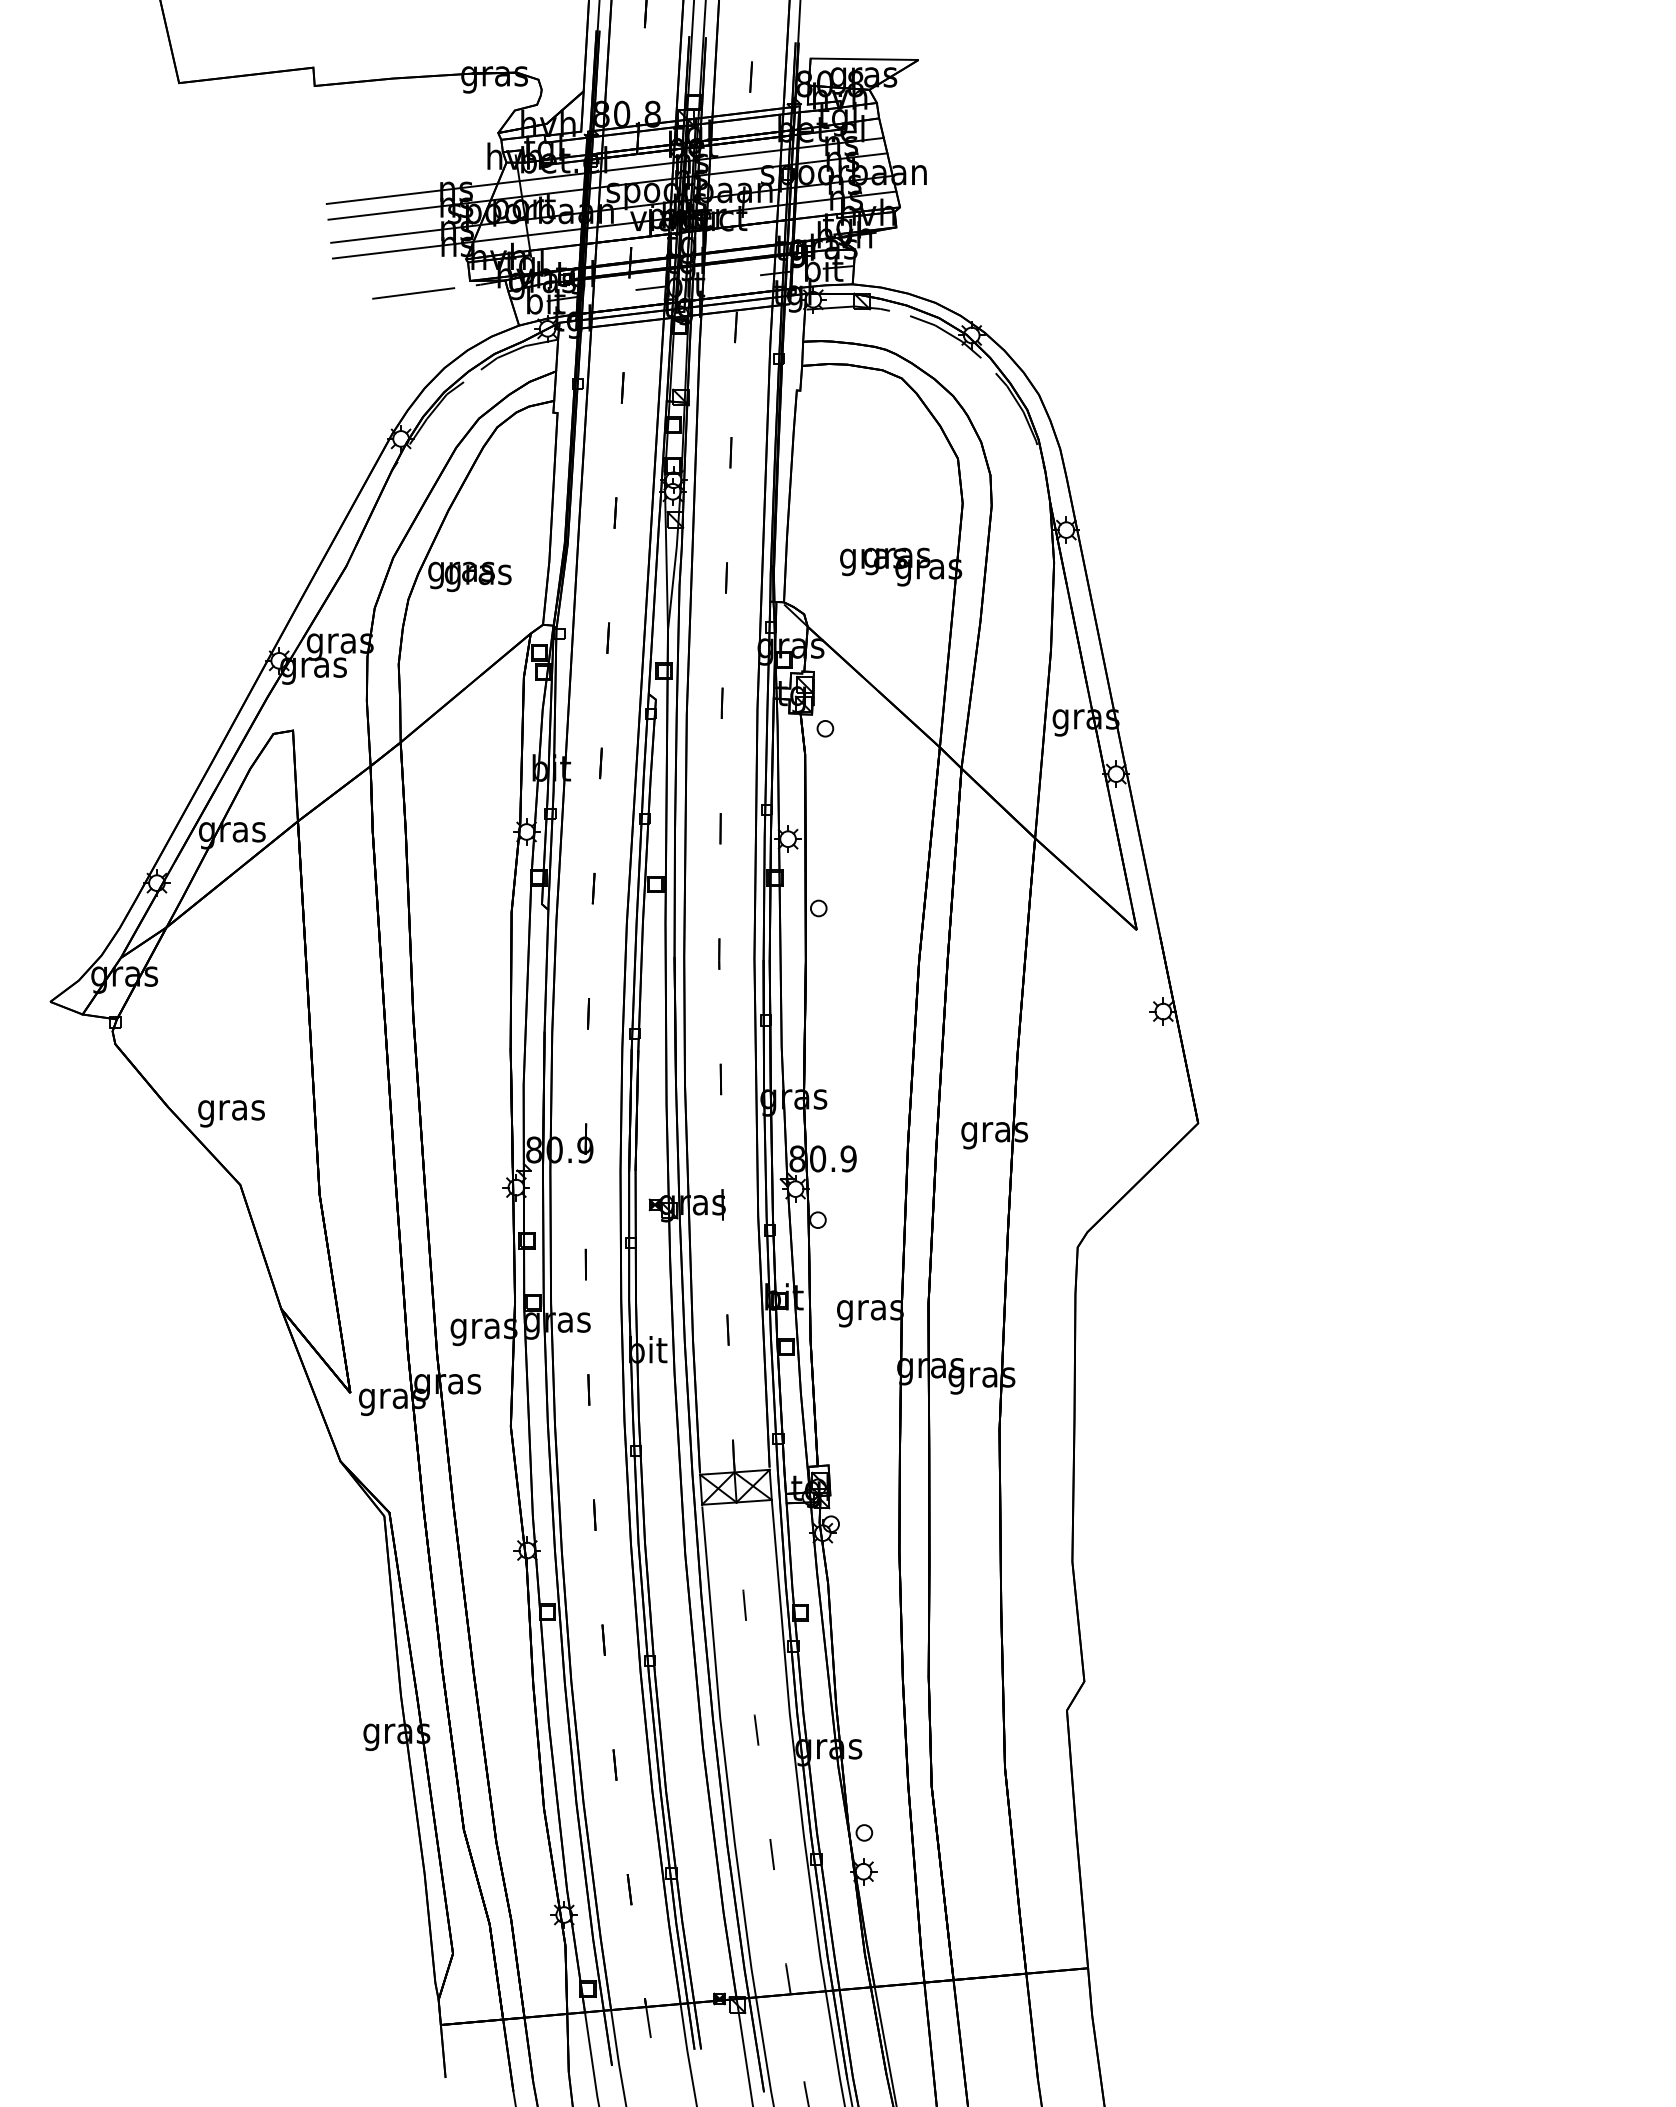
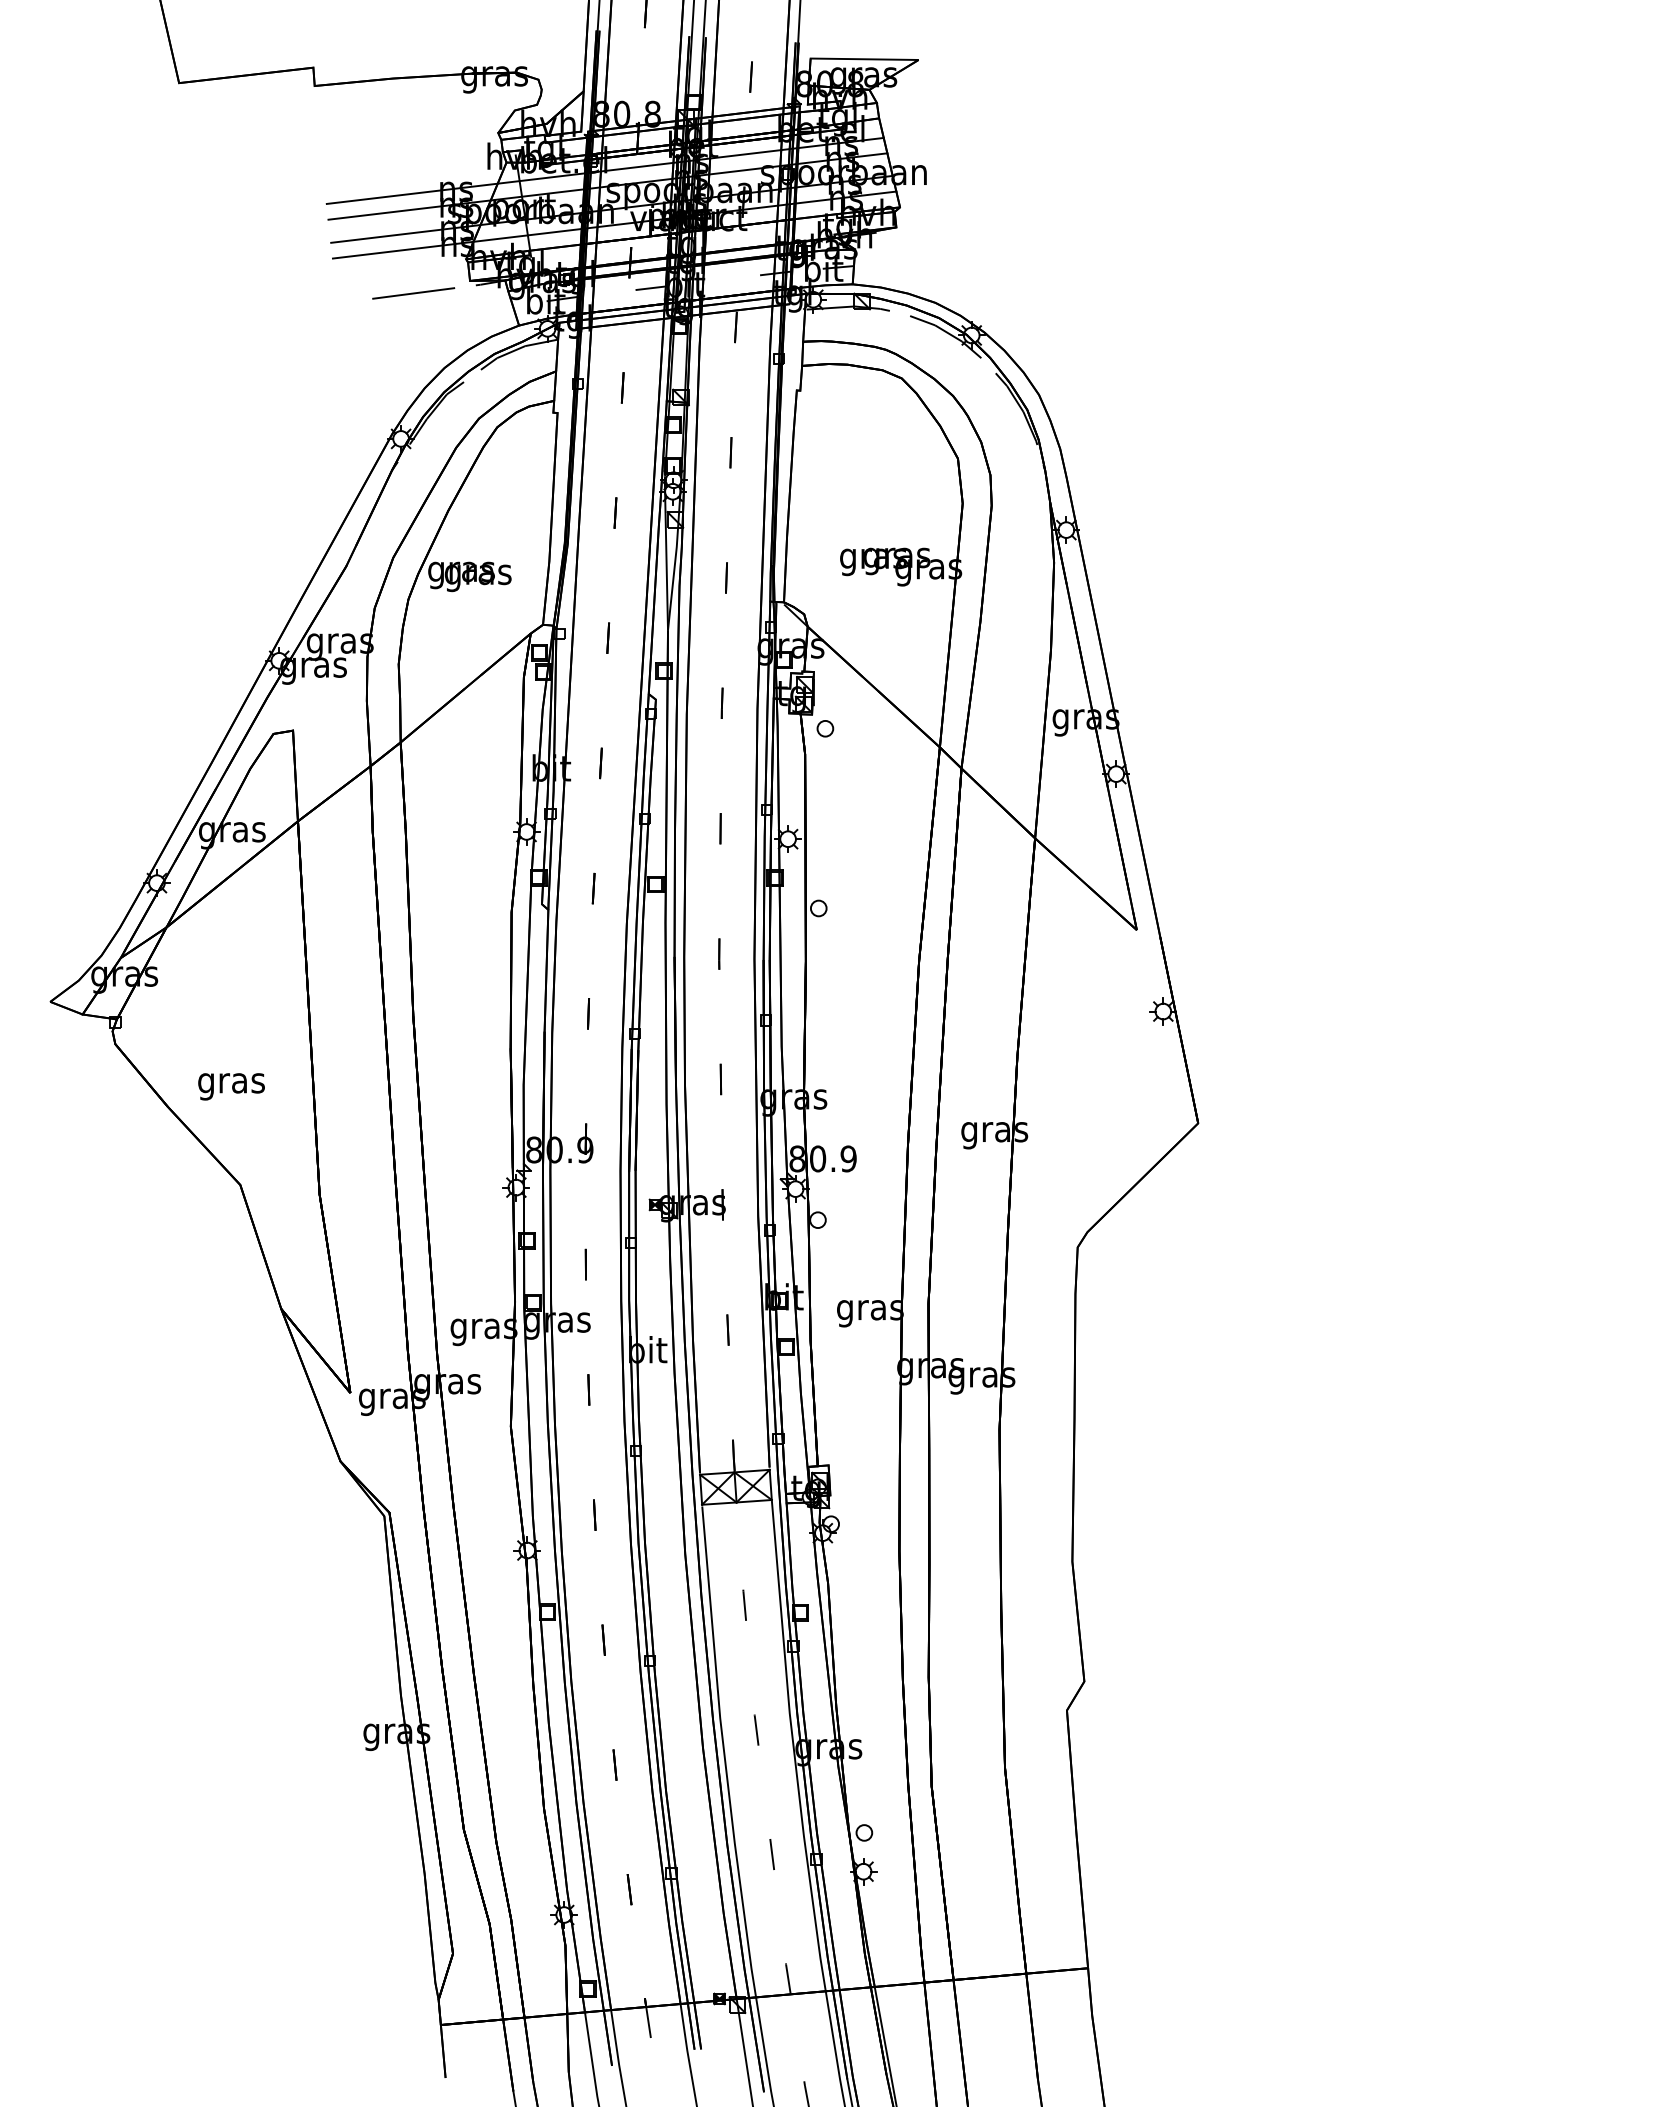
text position: (231, 1113) -> (231, 1086) (231, 1086)
